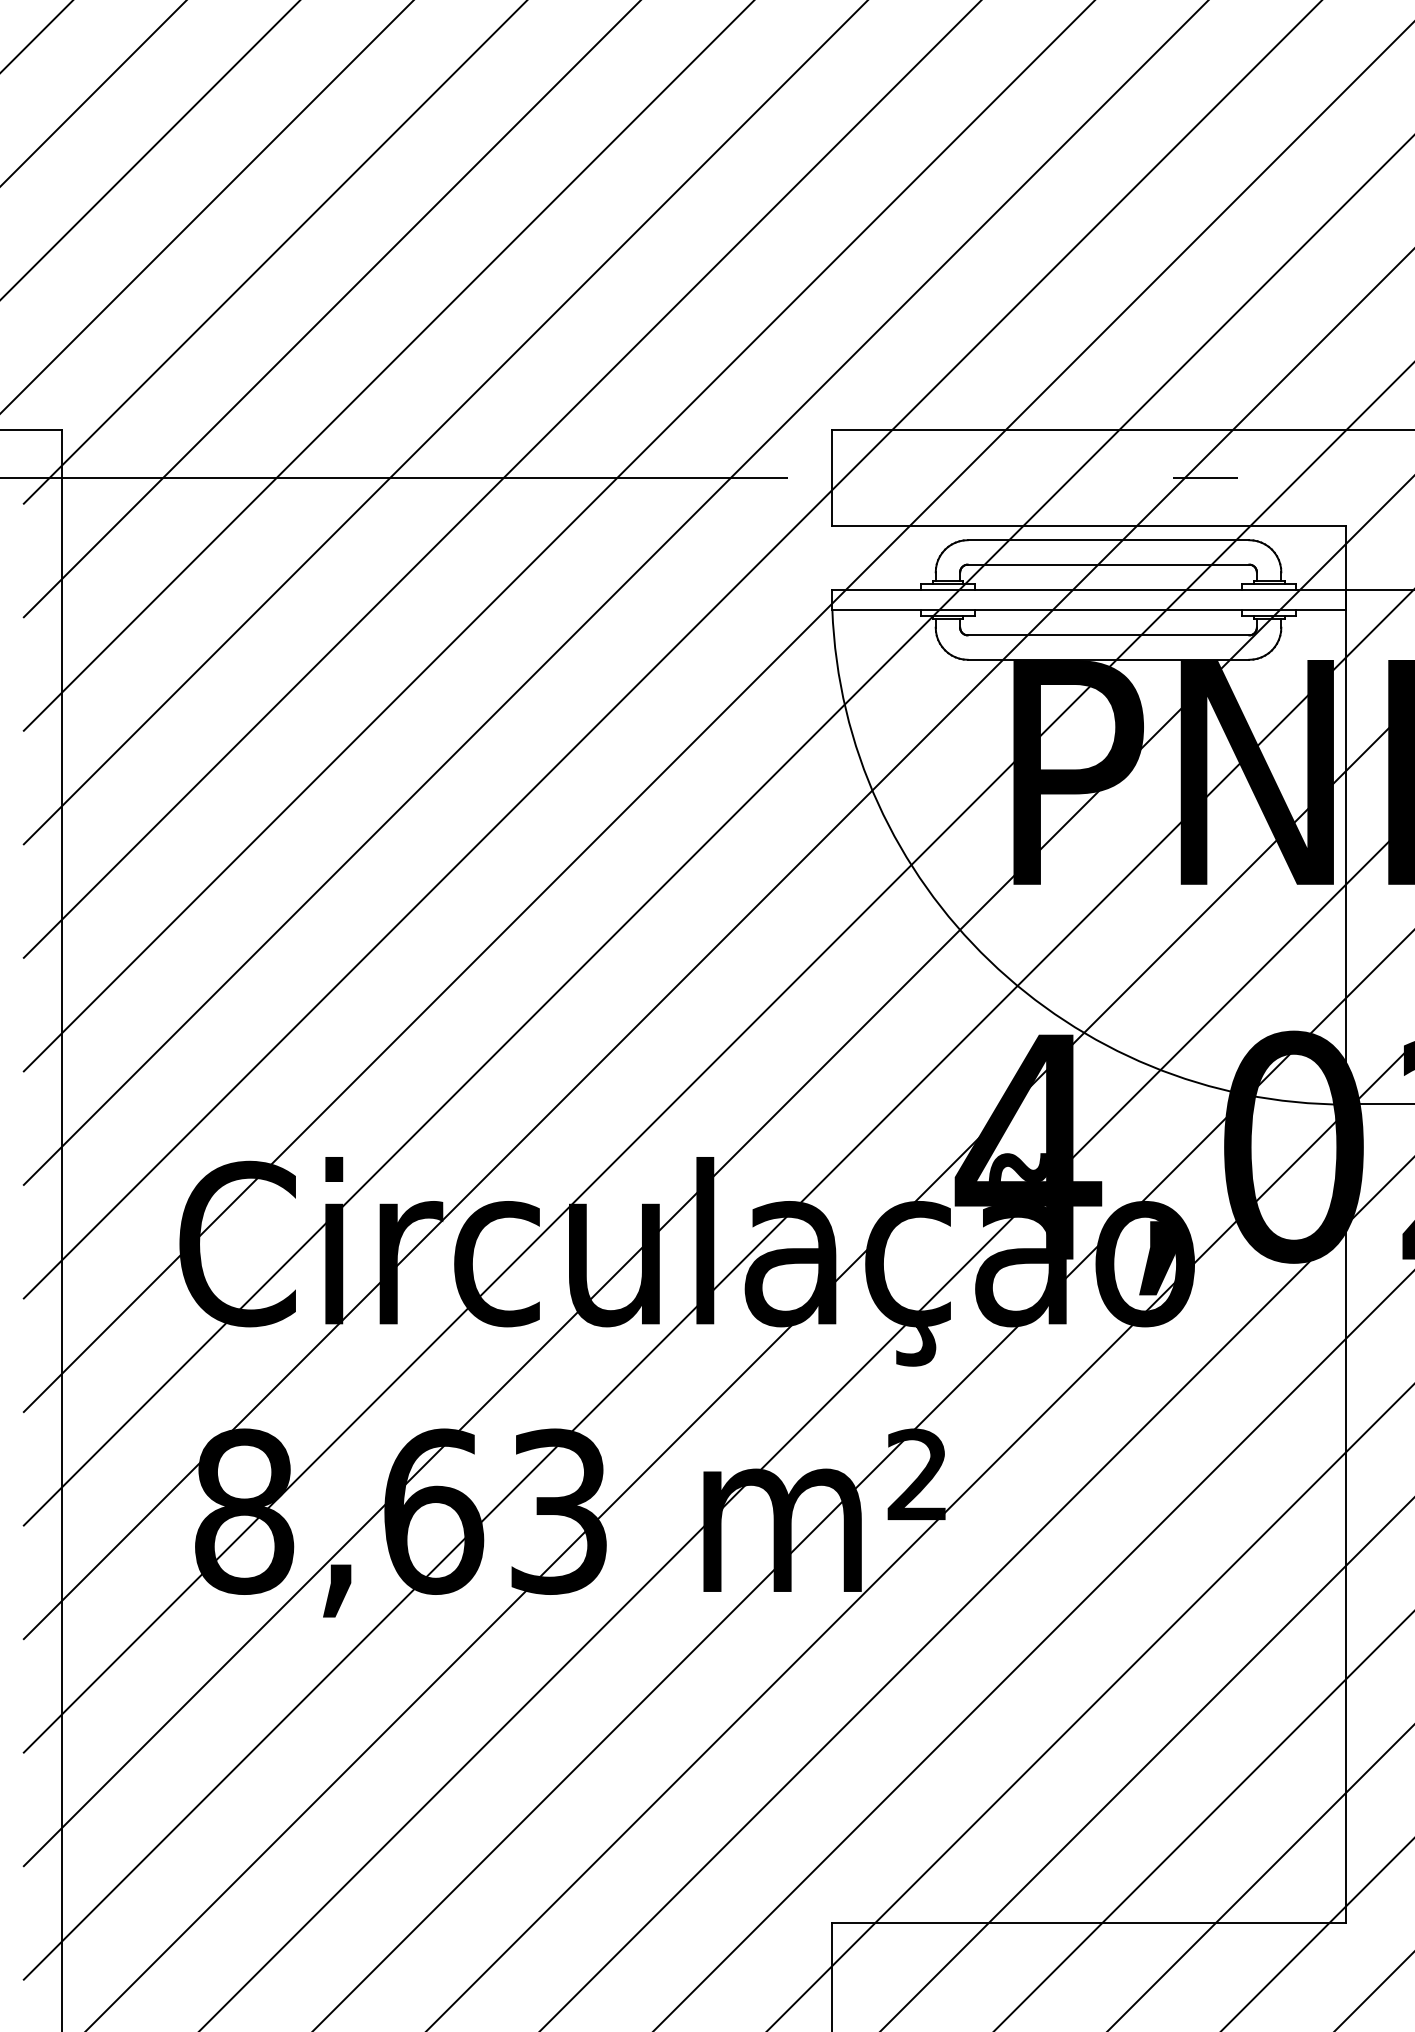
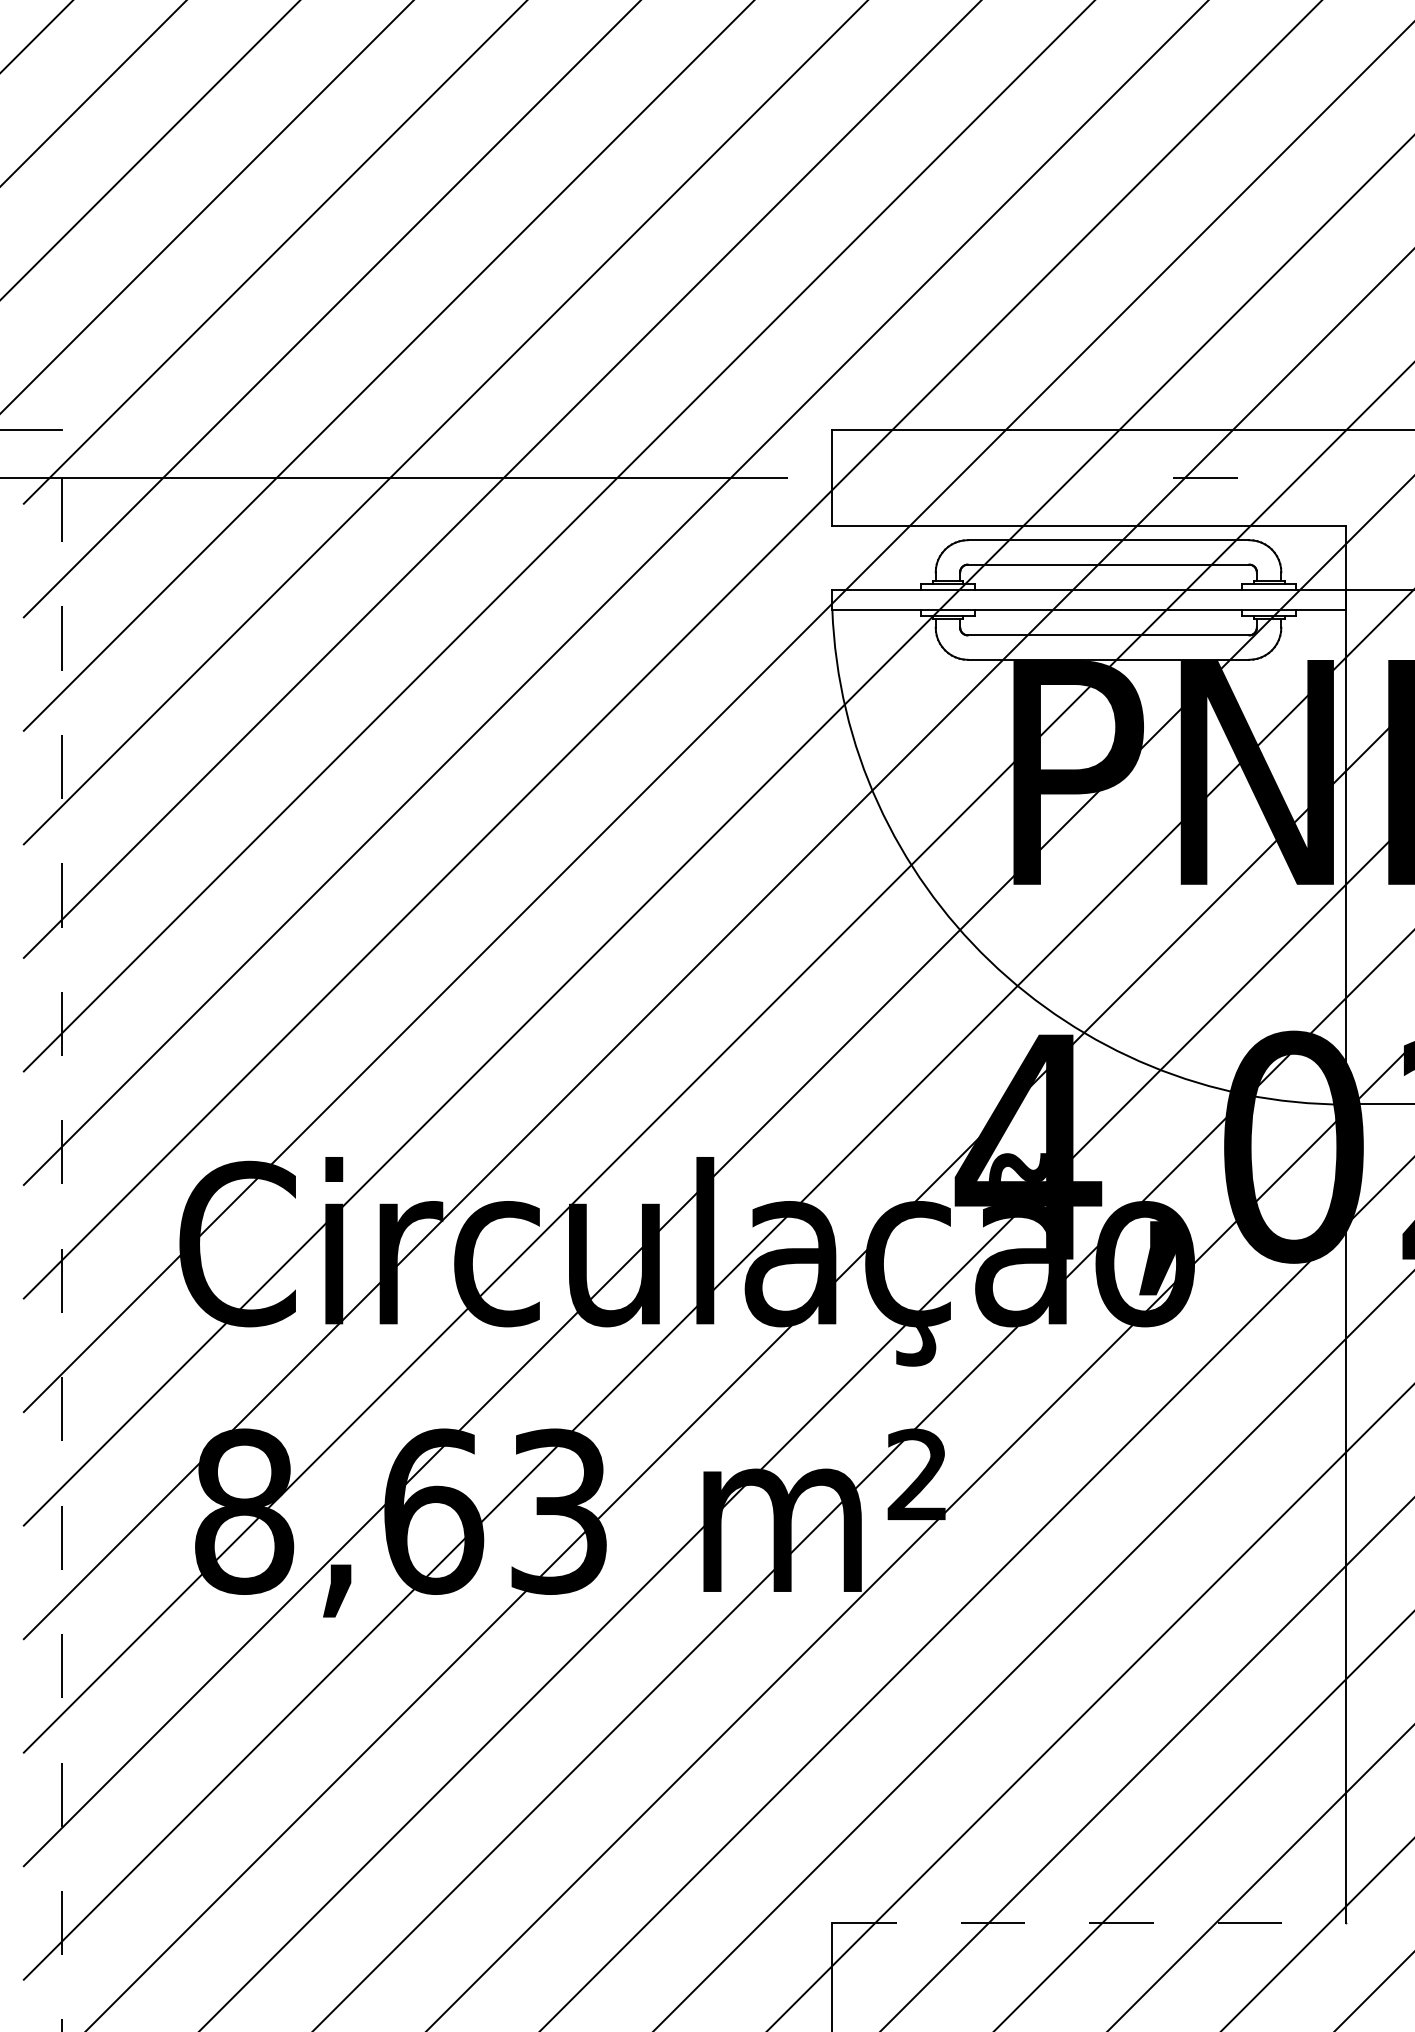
line: solid -> dashed (61, 1230)
line: solid -> dashed (1089, 1922)
